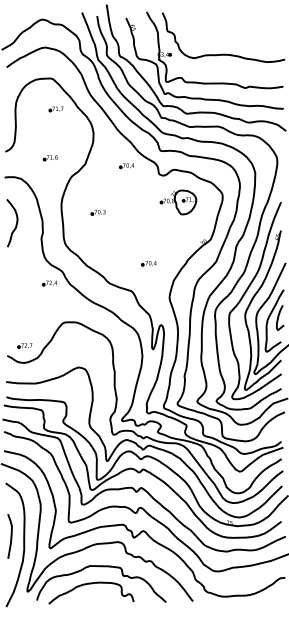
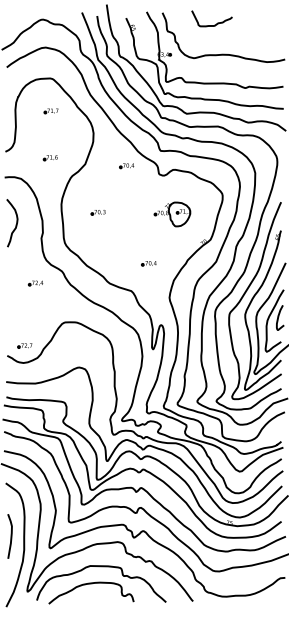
curve: none -> present (214, 24)
part position: (55, 109) -> (50, 111) (50, 111)
part position: (178, 202) -> (172, 214) (172, 214)
part position: (49, 283) -> (35, 283) (35, 283)
